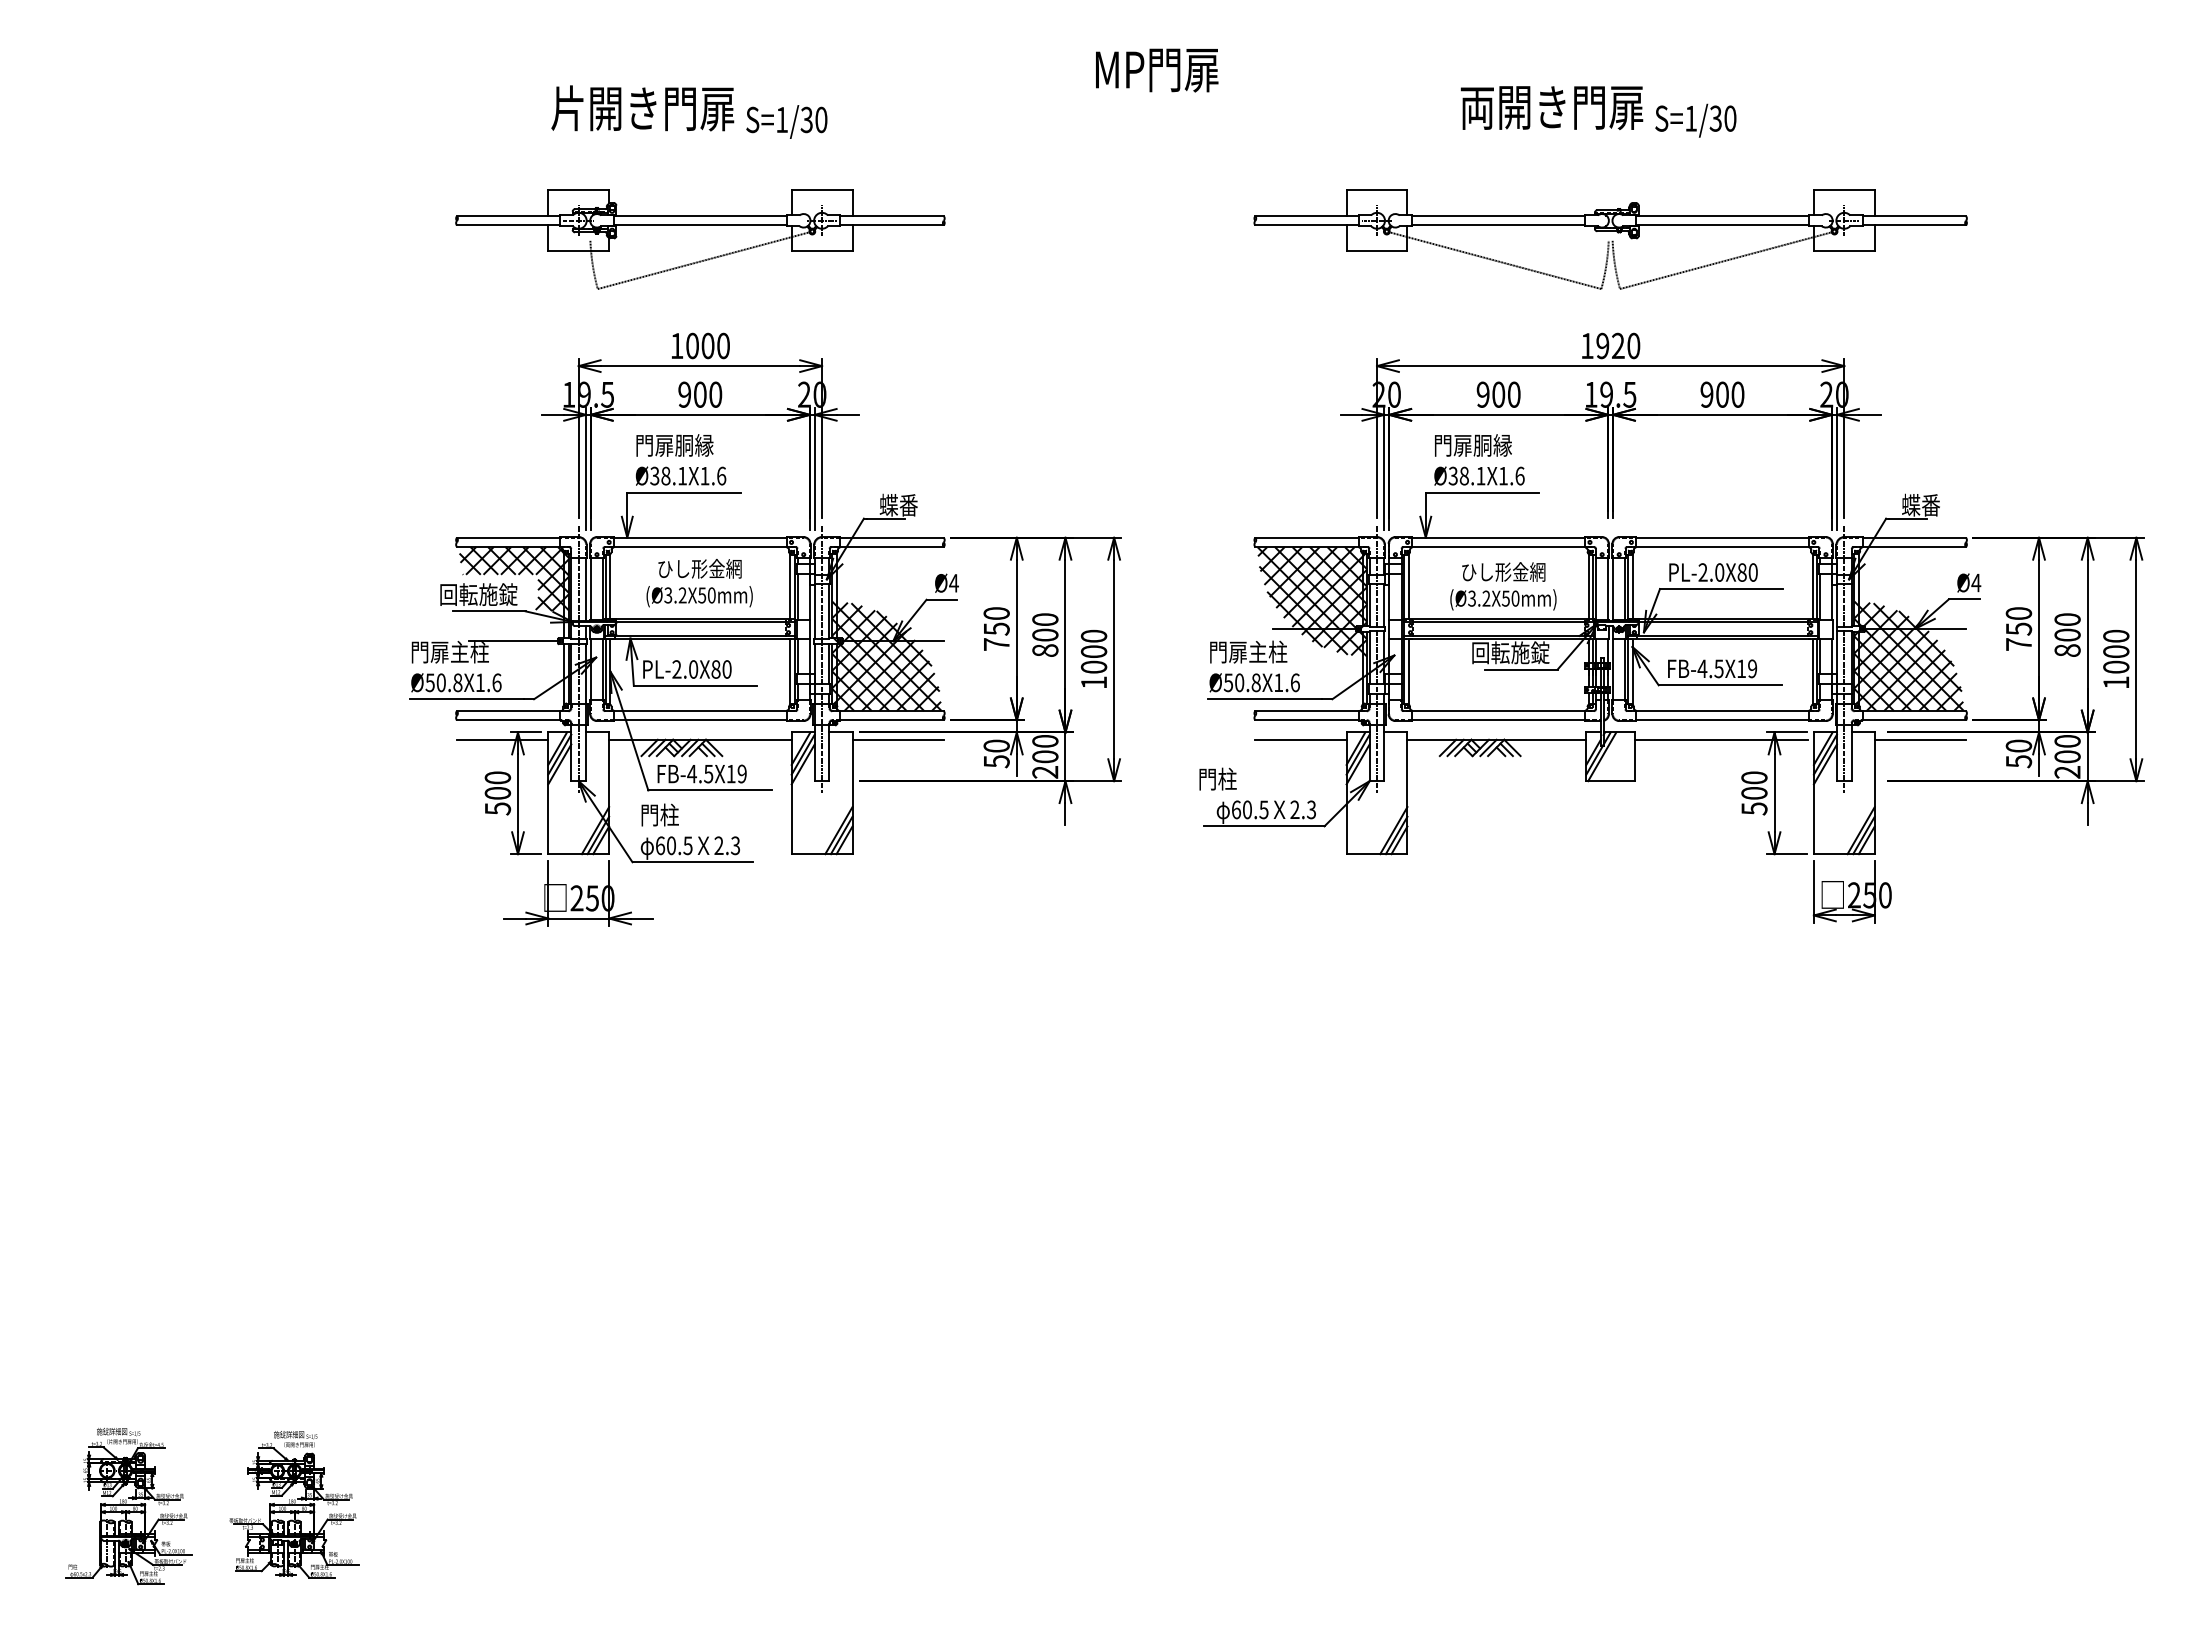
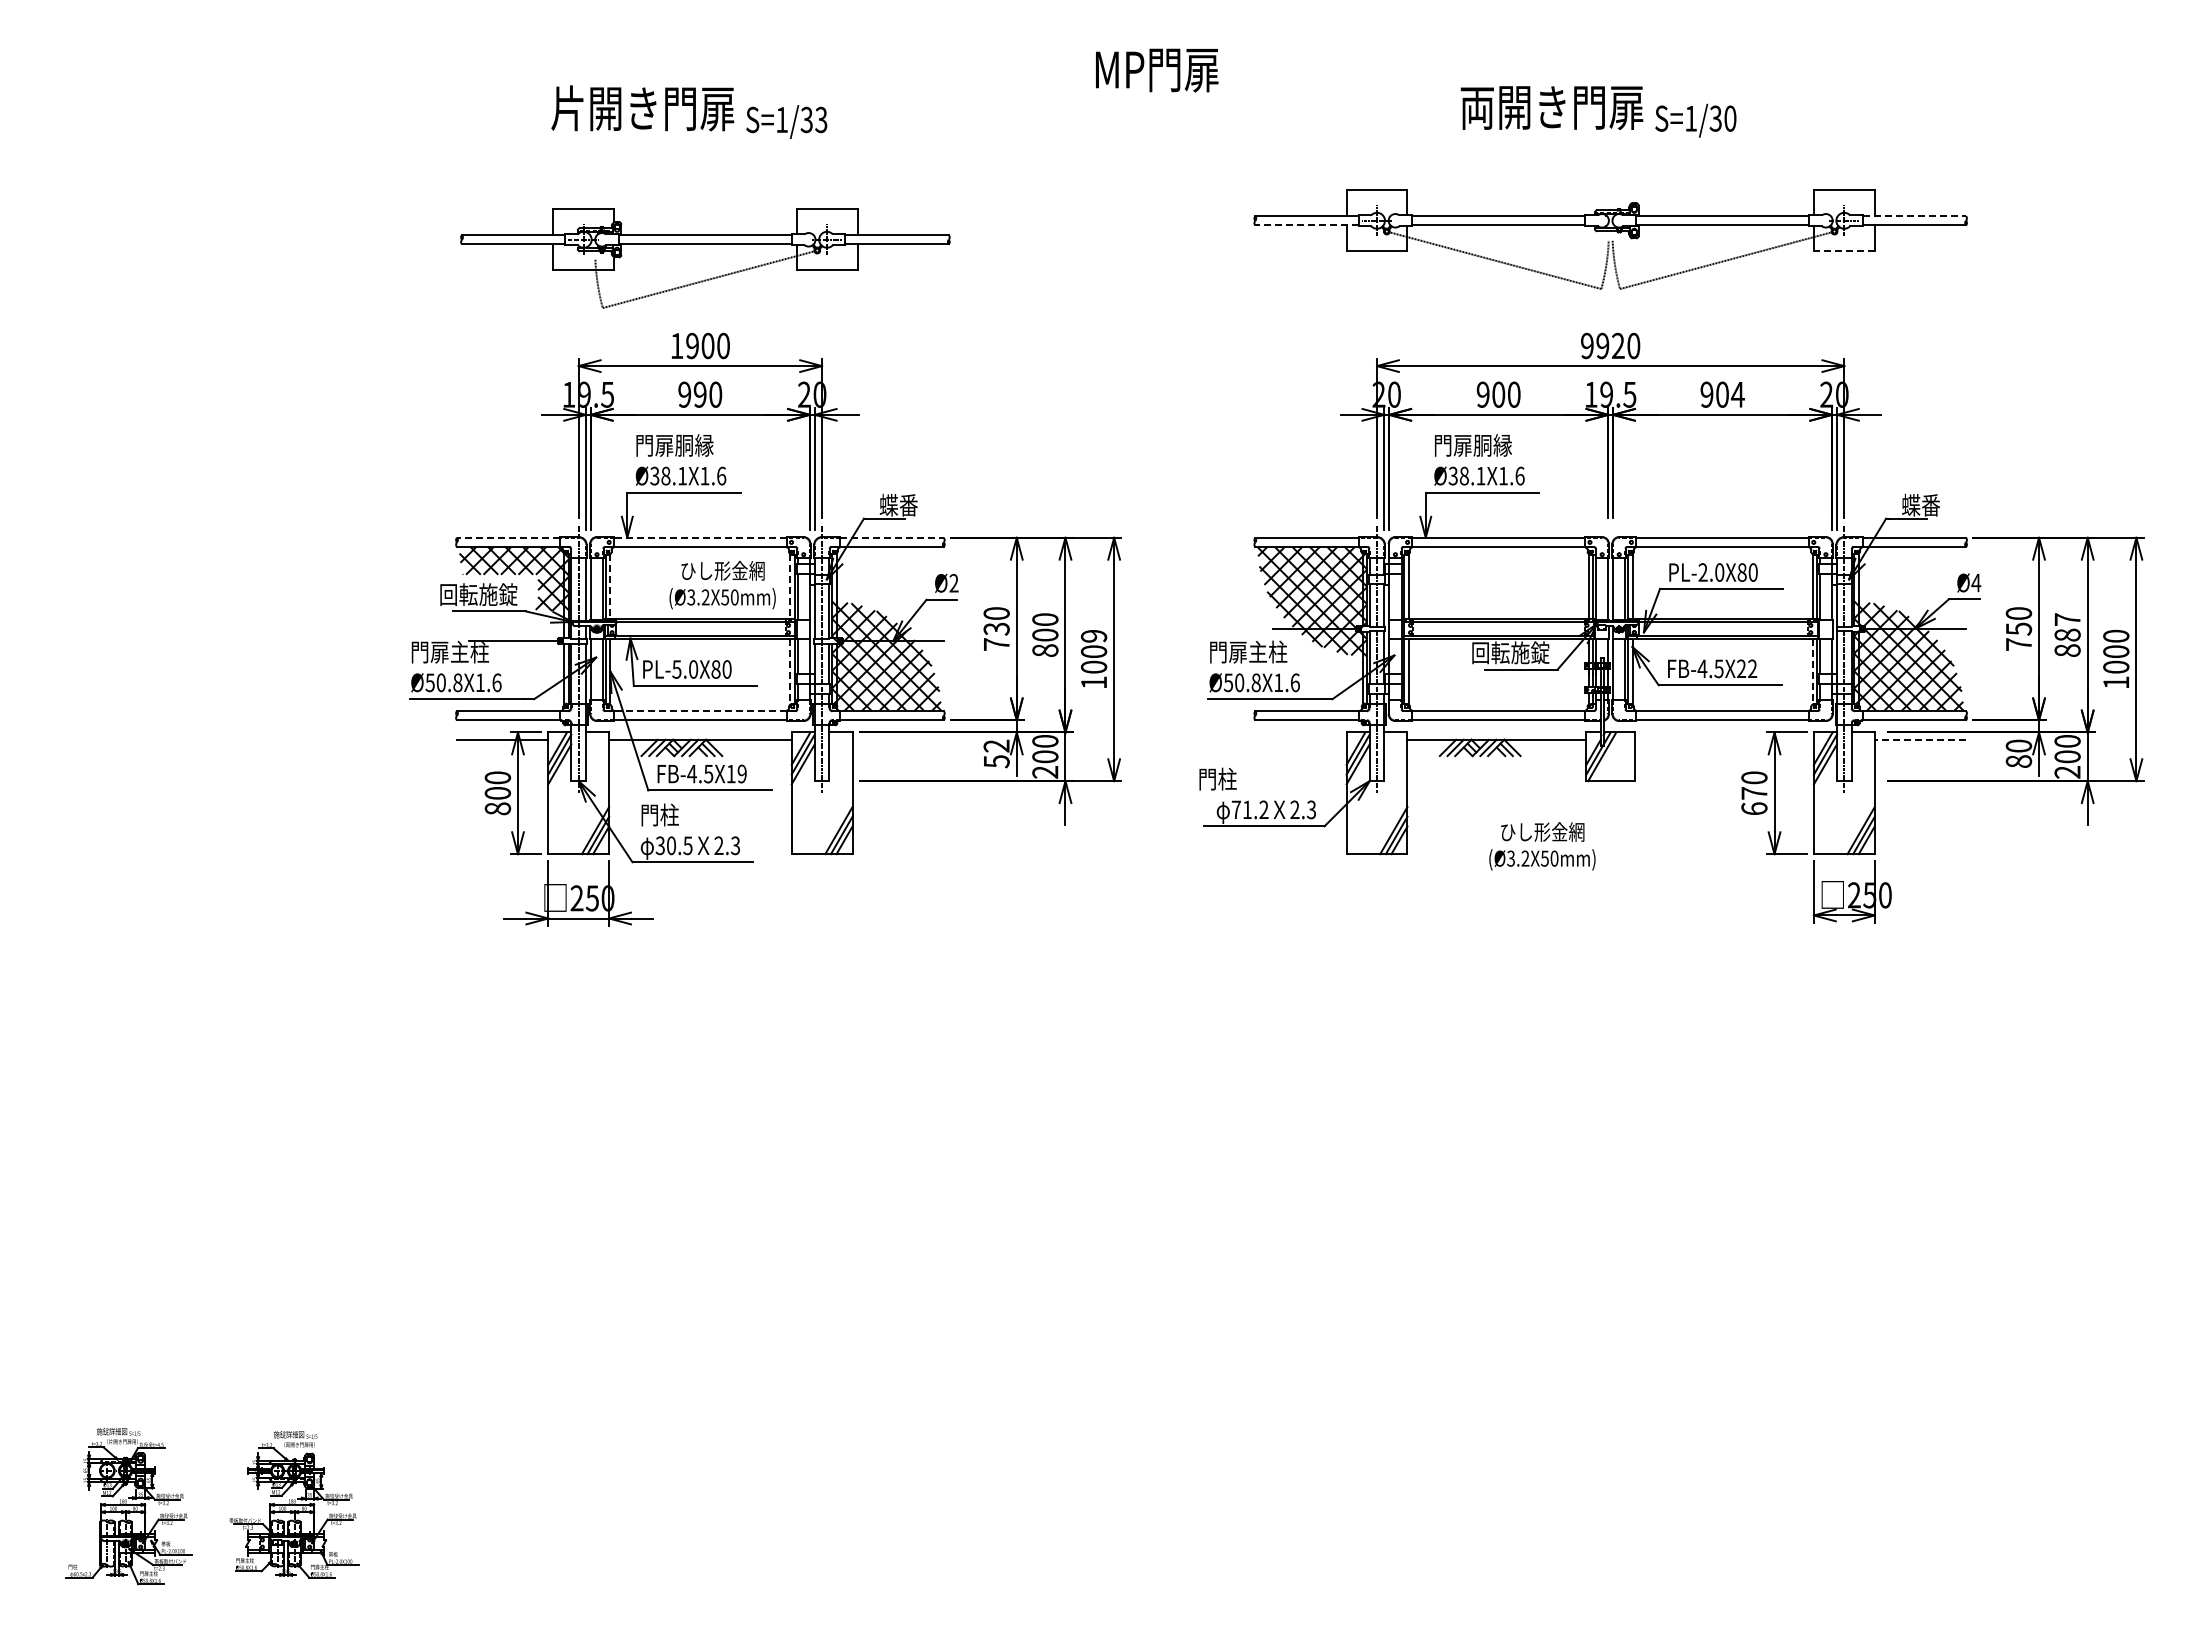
text: S=1/30 -> S=1/33 (821, 119)
line: solid -> dashed (1914, 216)
line: solid -> dashed (1307, 225)
part position: (700, 239) -> (705, 258) (705, 258)
line: solid -> dashed (1843, 251)
text: 1000 -> 1900 (692, 345)
text: 1920 -> 9920 (1587, 345)
text: 900 -> 990 (699, 394)
text: 900 -> 904 (1737, 394)
line: solid -> dashed (508, 537)
line: solid -> dashed (699, 537)
line: solid -> dashed (892, 537)
text position: (699, 583) -> (722, 585) (722, 585)
text: Ø4 -> Ø2 (953, 583)
line: solid -> dashed (610, 586)
line: solid -> dashed (790, 586)
text position: (1503, 586) -> (1542, 846) (1542, 846)
text: 800 -> 887 (2067, 627)
text: 750 -> 730 (996, 628)
text: 1000 -> 1009 (1094, 635)
text: FB-4.5X19 -> FB-4.5X22 (1747, 668)
text: PL-2.0X80 -> PL-5.0X80 (676, 669)
line: solid -> dashed (790, 671)
line: solid -> dashed (1812, 671)
line: solid -> dashed (699, 711)
line: present -> none (897, 739)
line: present -> none (1300, 739)
line: present -> none (1721, 739)
line: solid -> dashed (1920, 739)
text: 50 -> 52 (996, 745)
text: 50 -> 80 (2018, 761)
text: 500 -> 670 (1754, 801)
text: 500 -> 800 (497, 808)
text: 60.5 -> 71.2 (1249, 809)
text: 60.5 -> 30.5 (660, 845)
